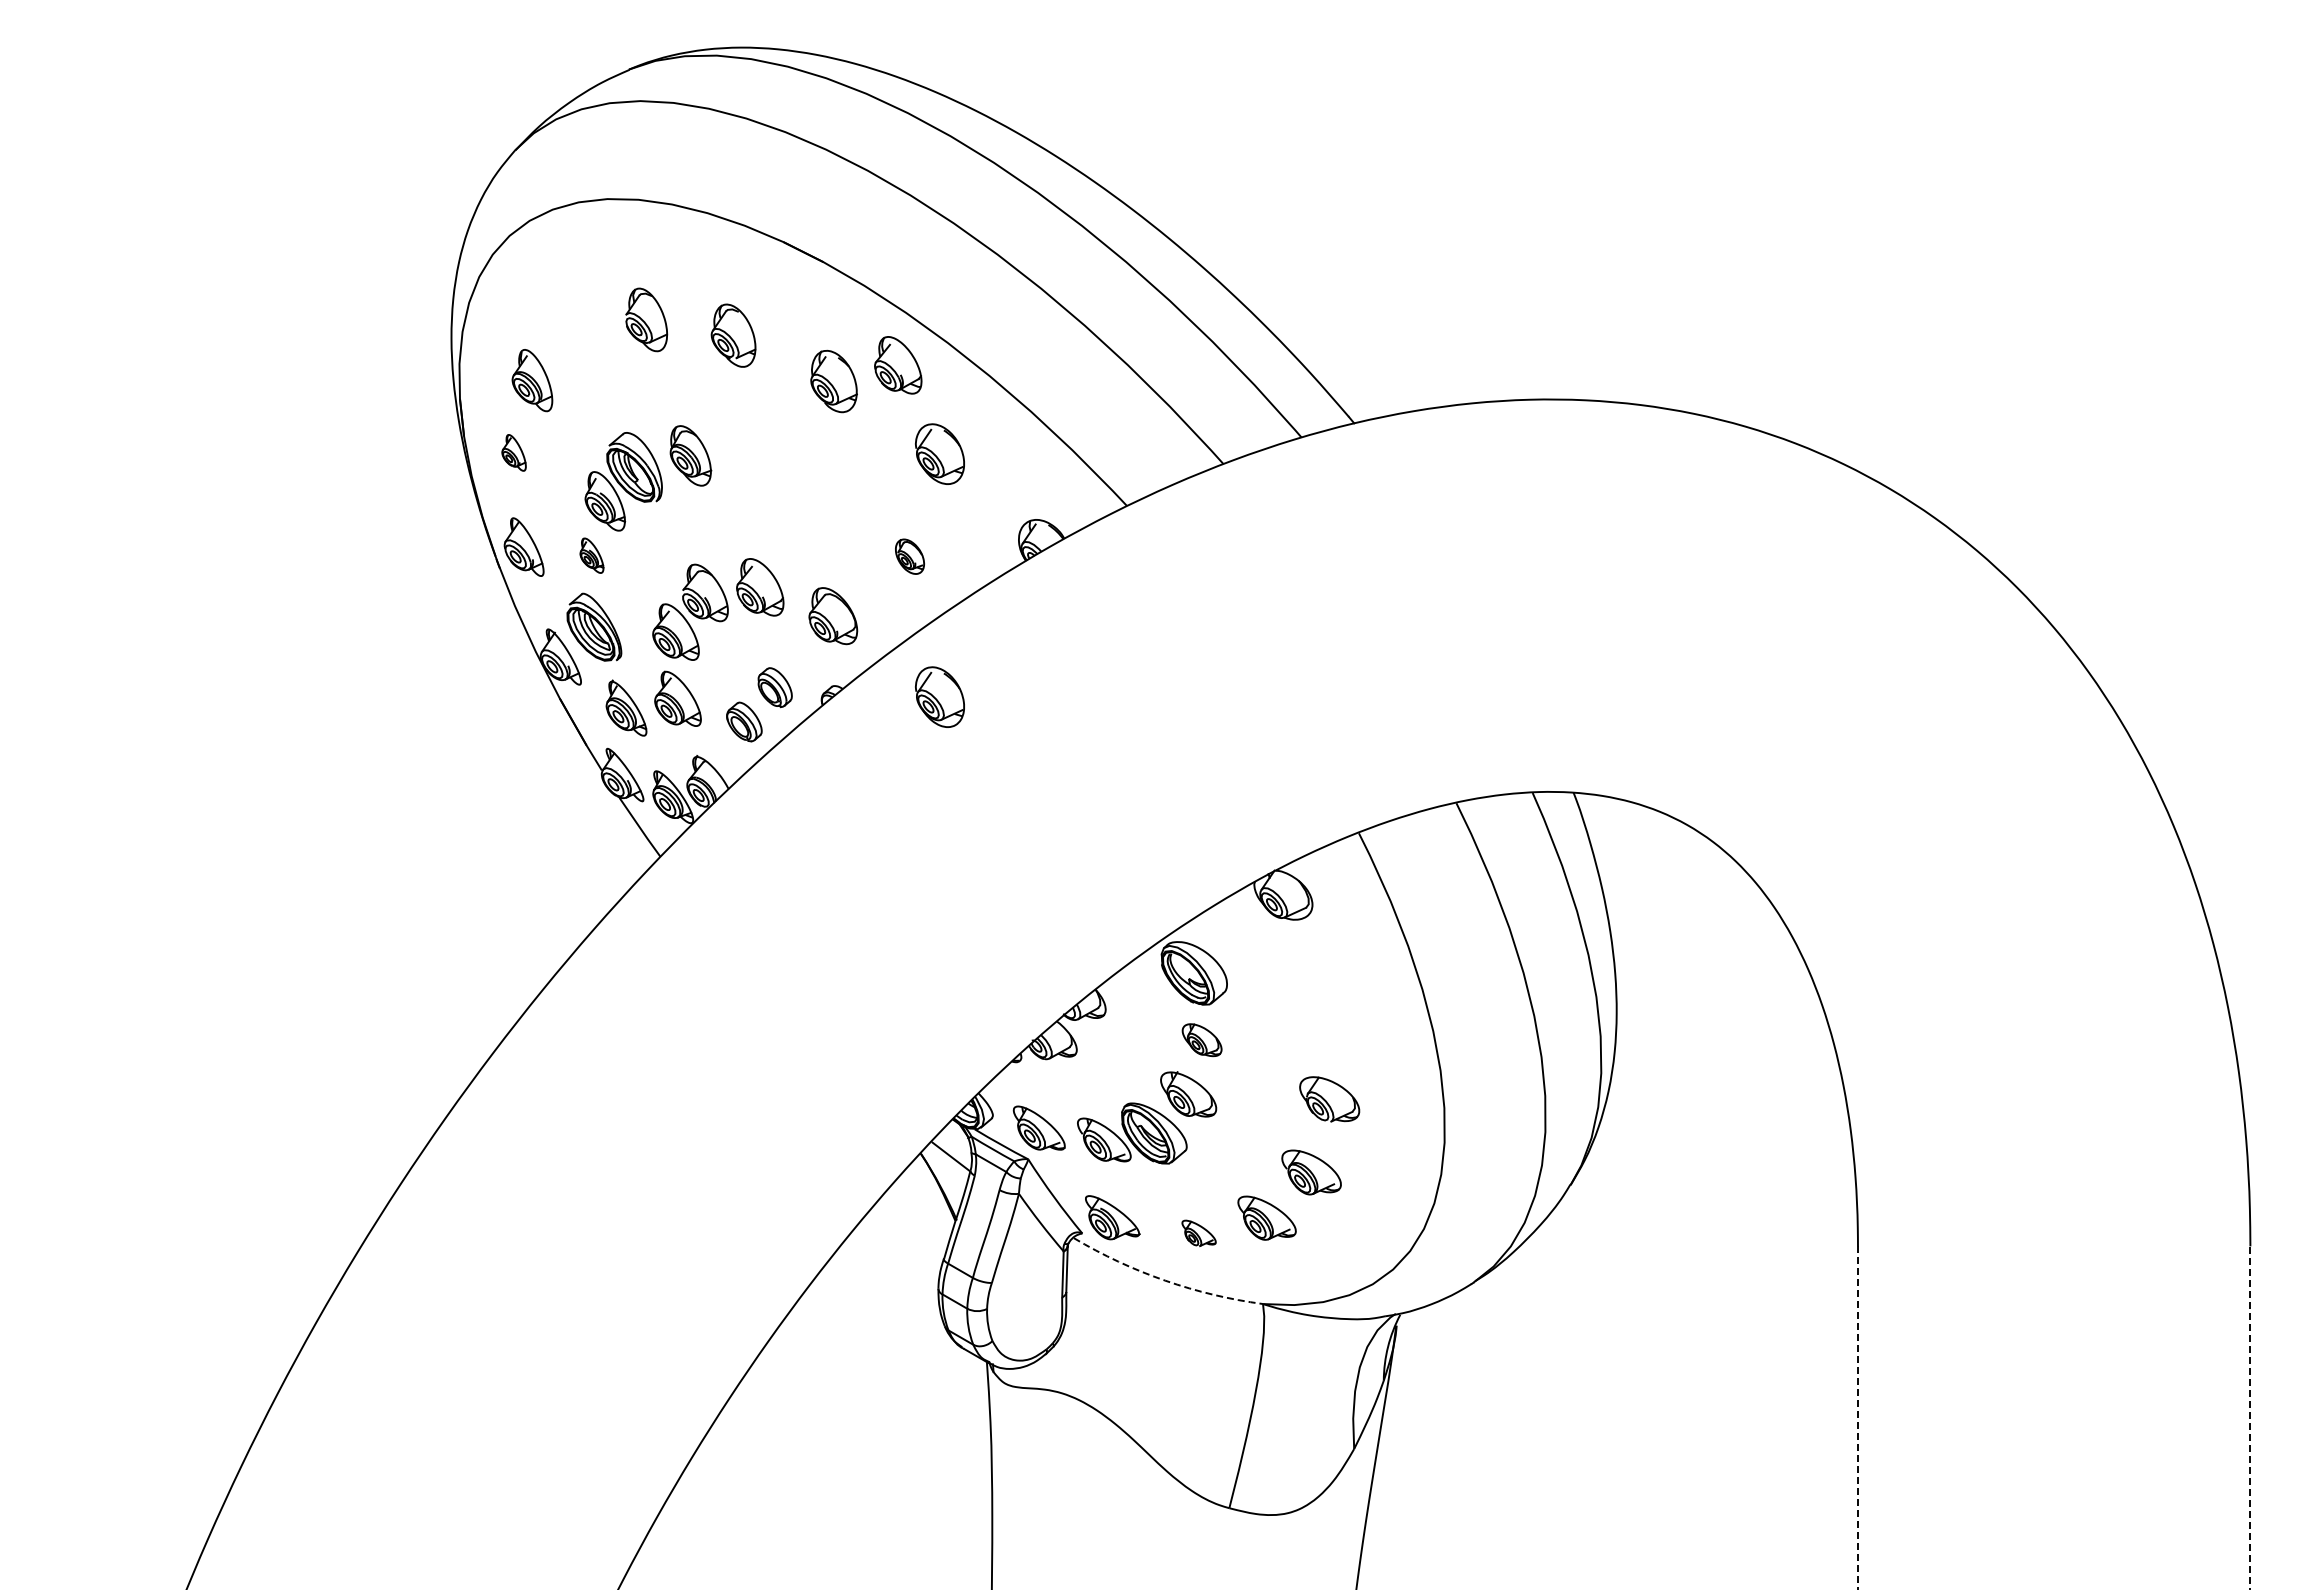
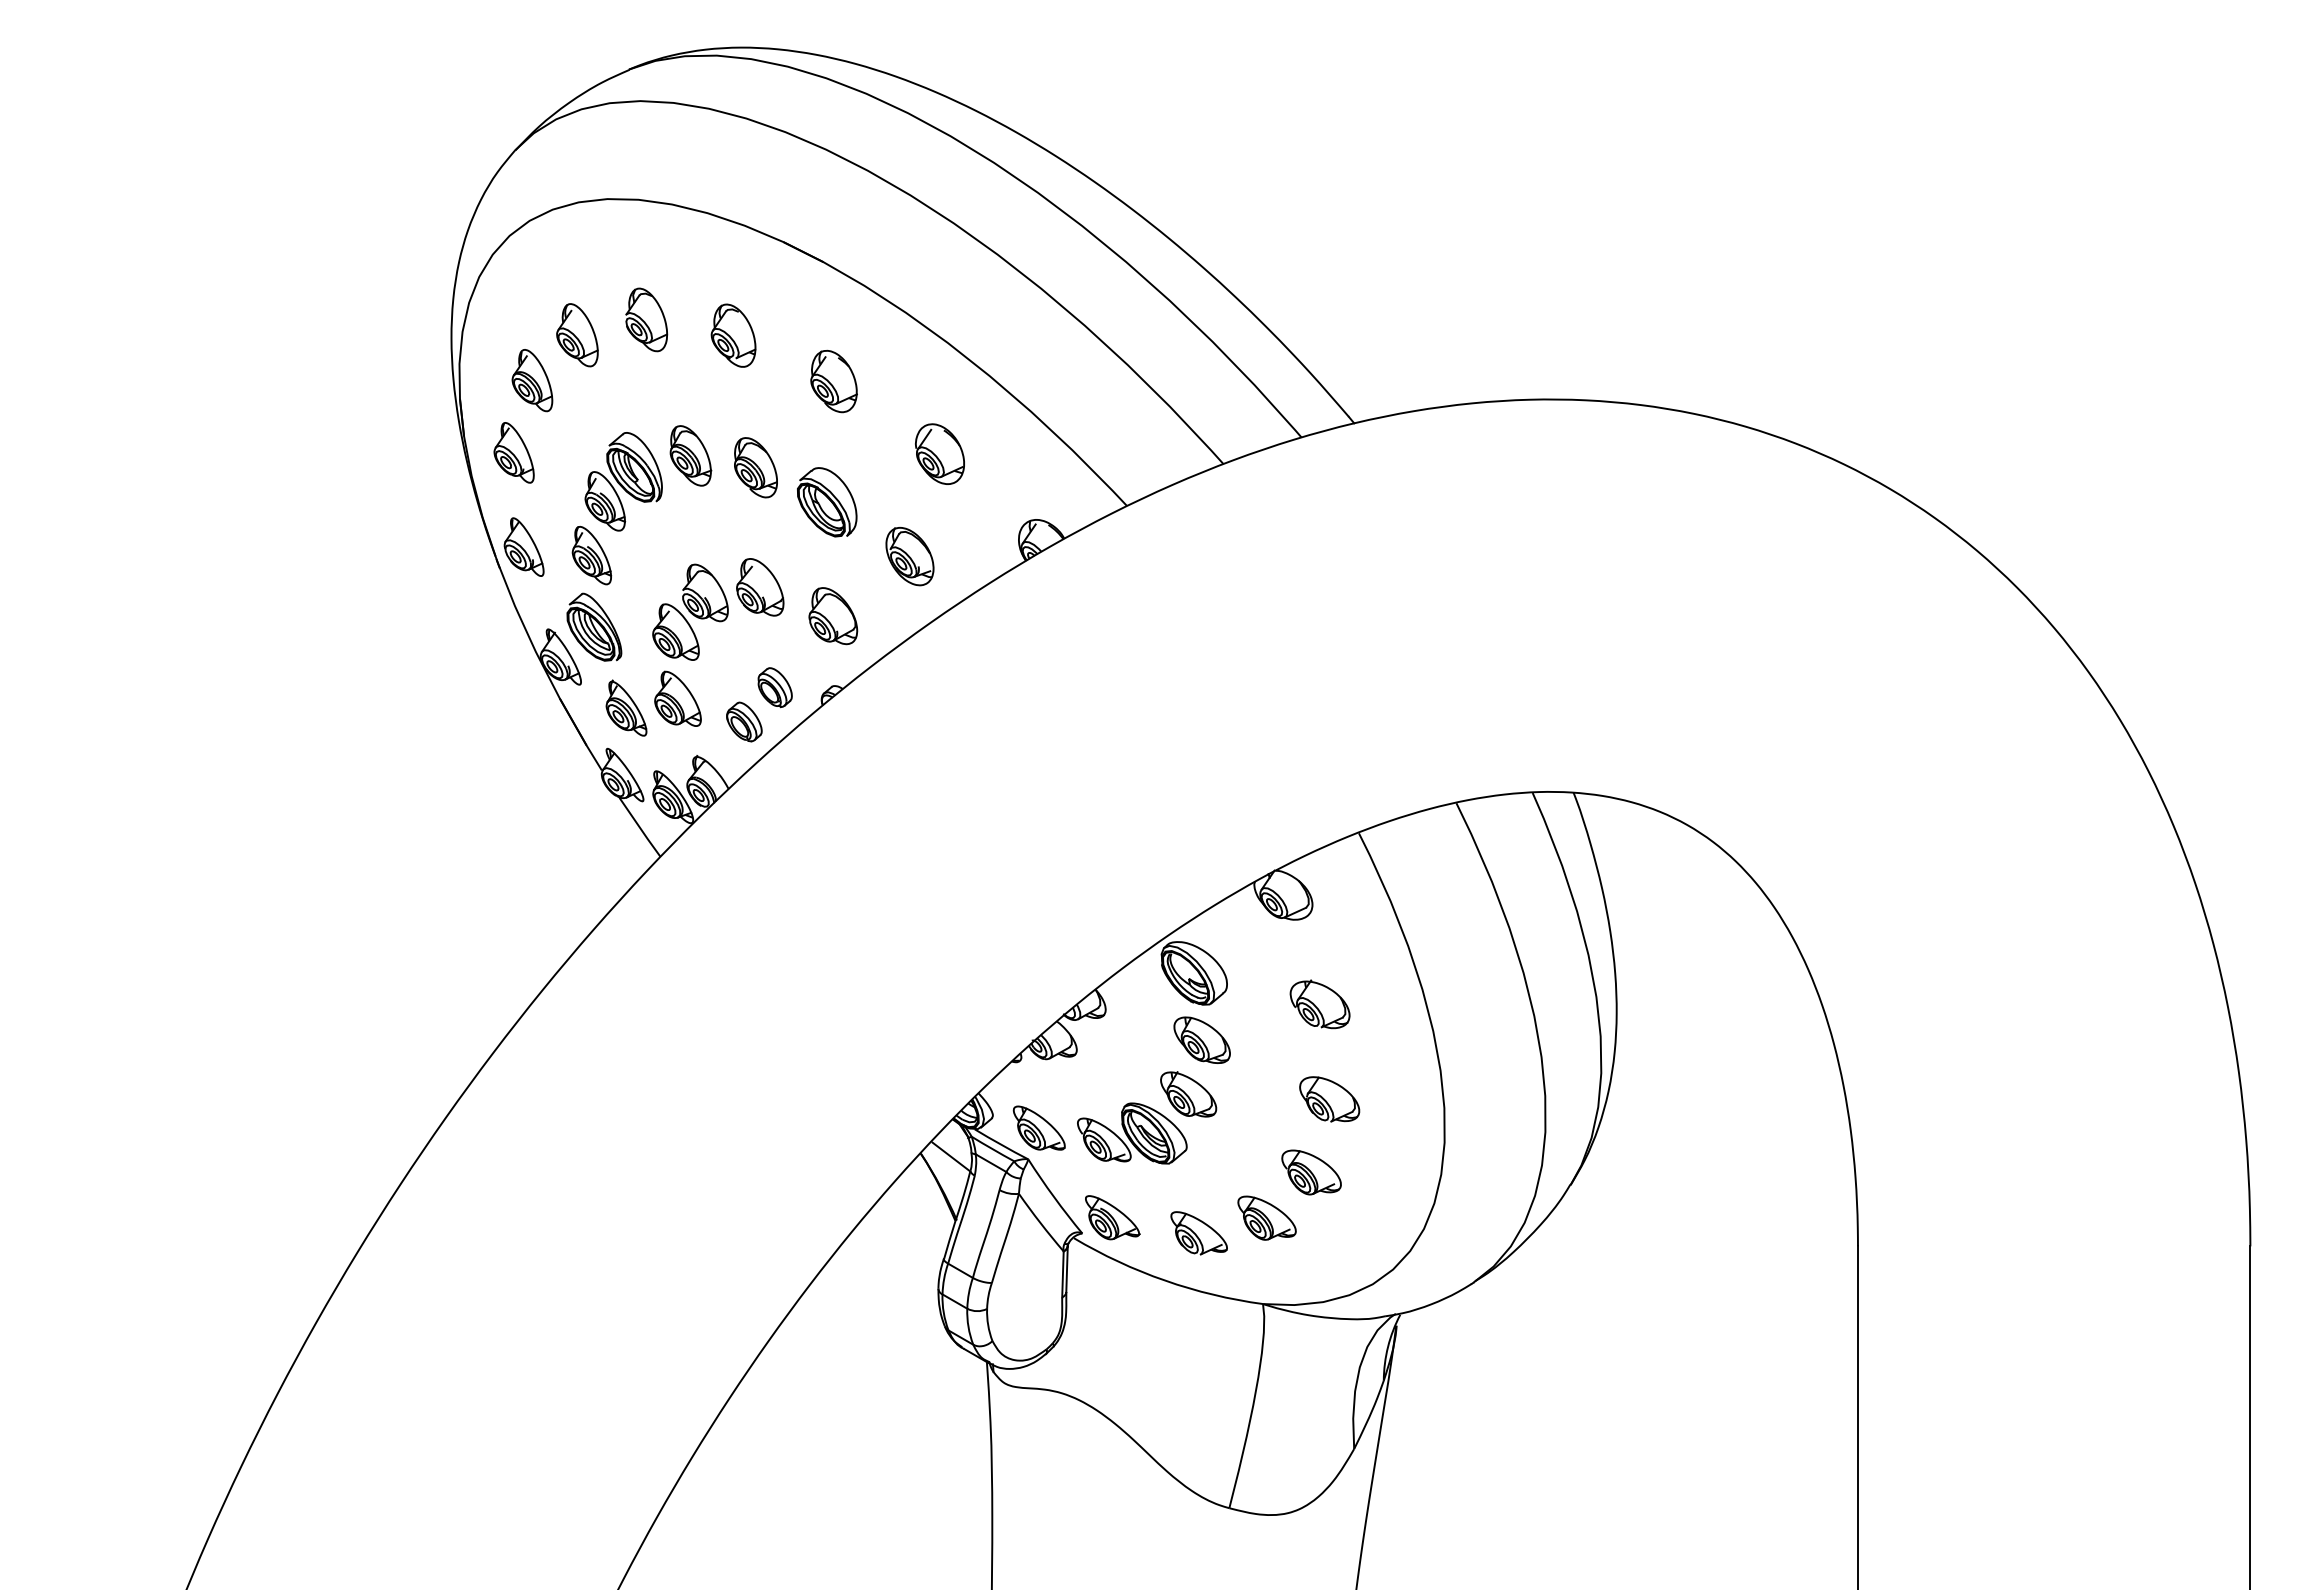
part: none -> present (577, 335)
part: present -> none (898, 365)
part size: 26x38 px -> 42x62 px (513, 452)
part: none -> present (755, 467)
part: none -> present (827, 502)
part size: 26x37 px -> 42x60 px (591, 555)
part size: 30x37 px -> 50x60 px (909, 556)
part: present -> none (939, 696)
part: none -> present (1319, 1004)
part size: 42x35 px -> 58x48 px (1201, 1039)
part size: 36x29 px -> 58x45 px (1198, 1233)
arc: dashed -> solid (1165, 1280)
line: dashed -> solid (2250, 1417)
line: dashed -> solid (1857, 1418)
